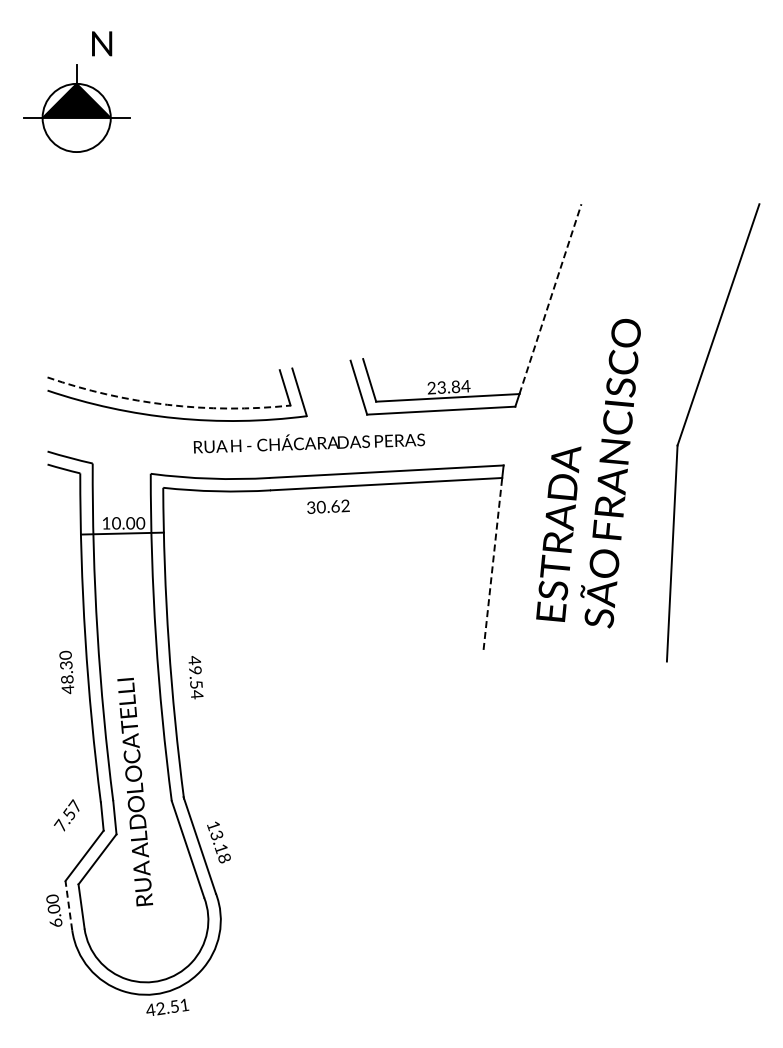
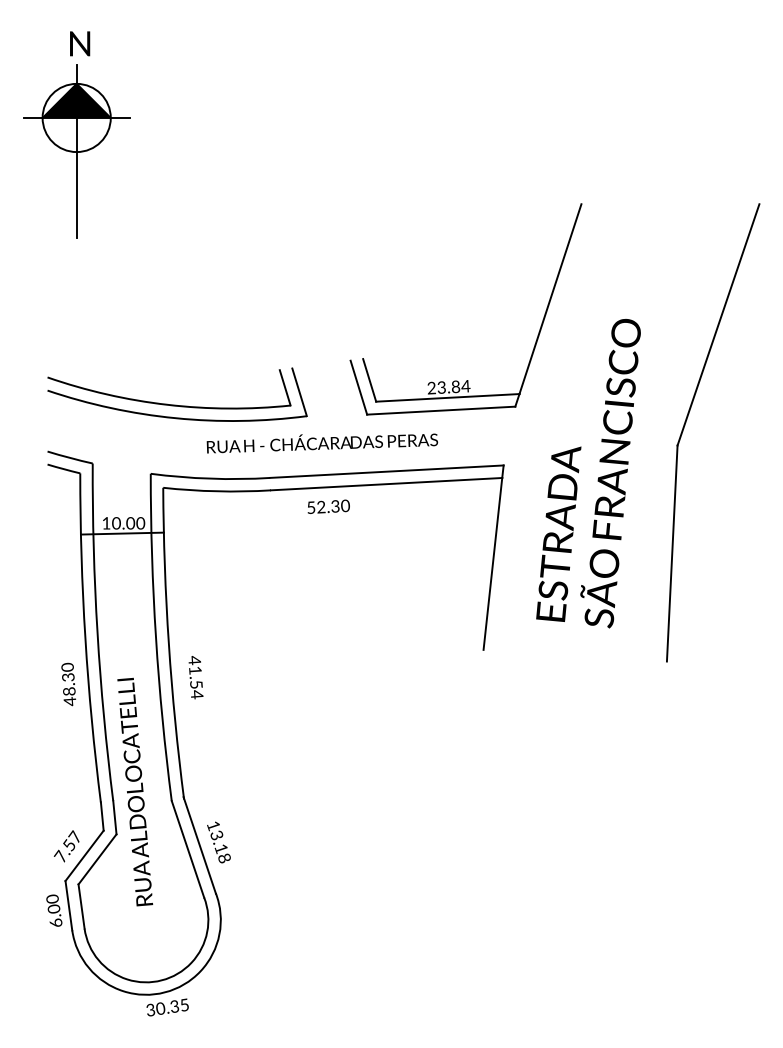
text position: (102, 43) -> (80, 43) (80, 43)
line: none -> present (76, 177)
line: dashed -> solid (550, 299)
arc: dashed -> solid (167, 404)
text position: (309, 443) -> (322, 443) (322, 443)
text: 30.62 -> 52.30 (328, 506)
line: dashed -> solid (492, 563)
text: 49.54 -> 41.54 (195, 670)
text position: (66, 672) -> (68, 684) (68, 684)
text position: (66, 815) -> (66, 846) (66, 846)
line: dashed -> solid (68, 905)
text: 42.51 -> 30.35 (167, 1007)
